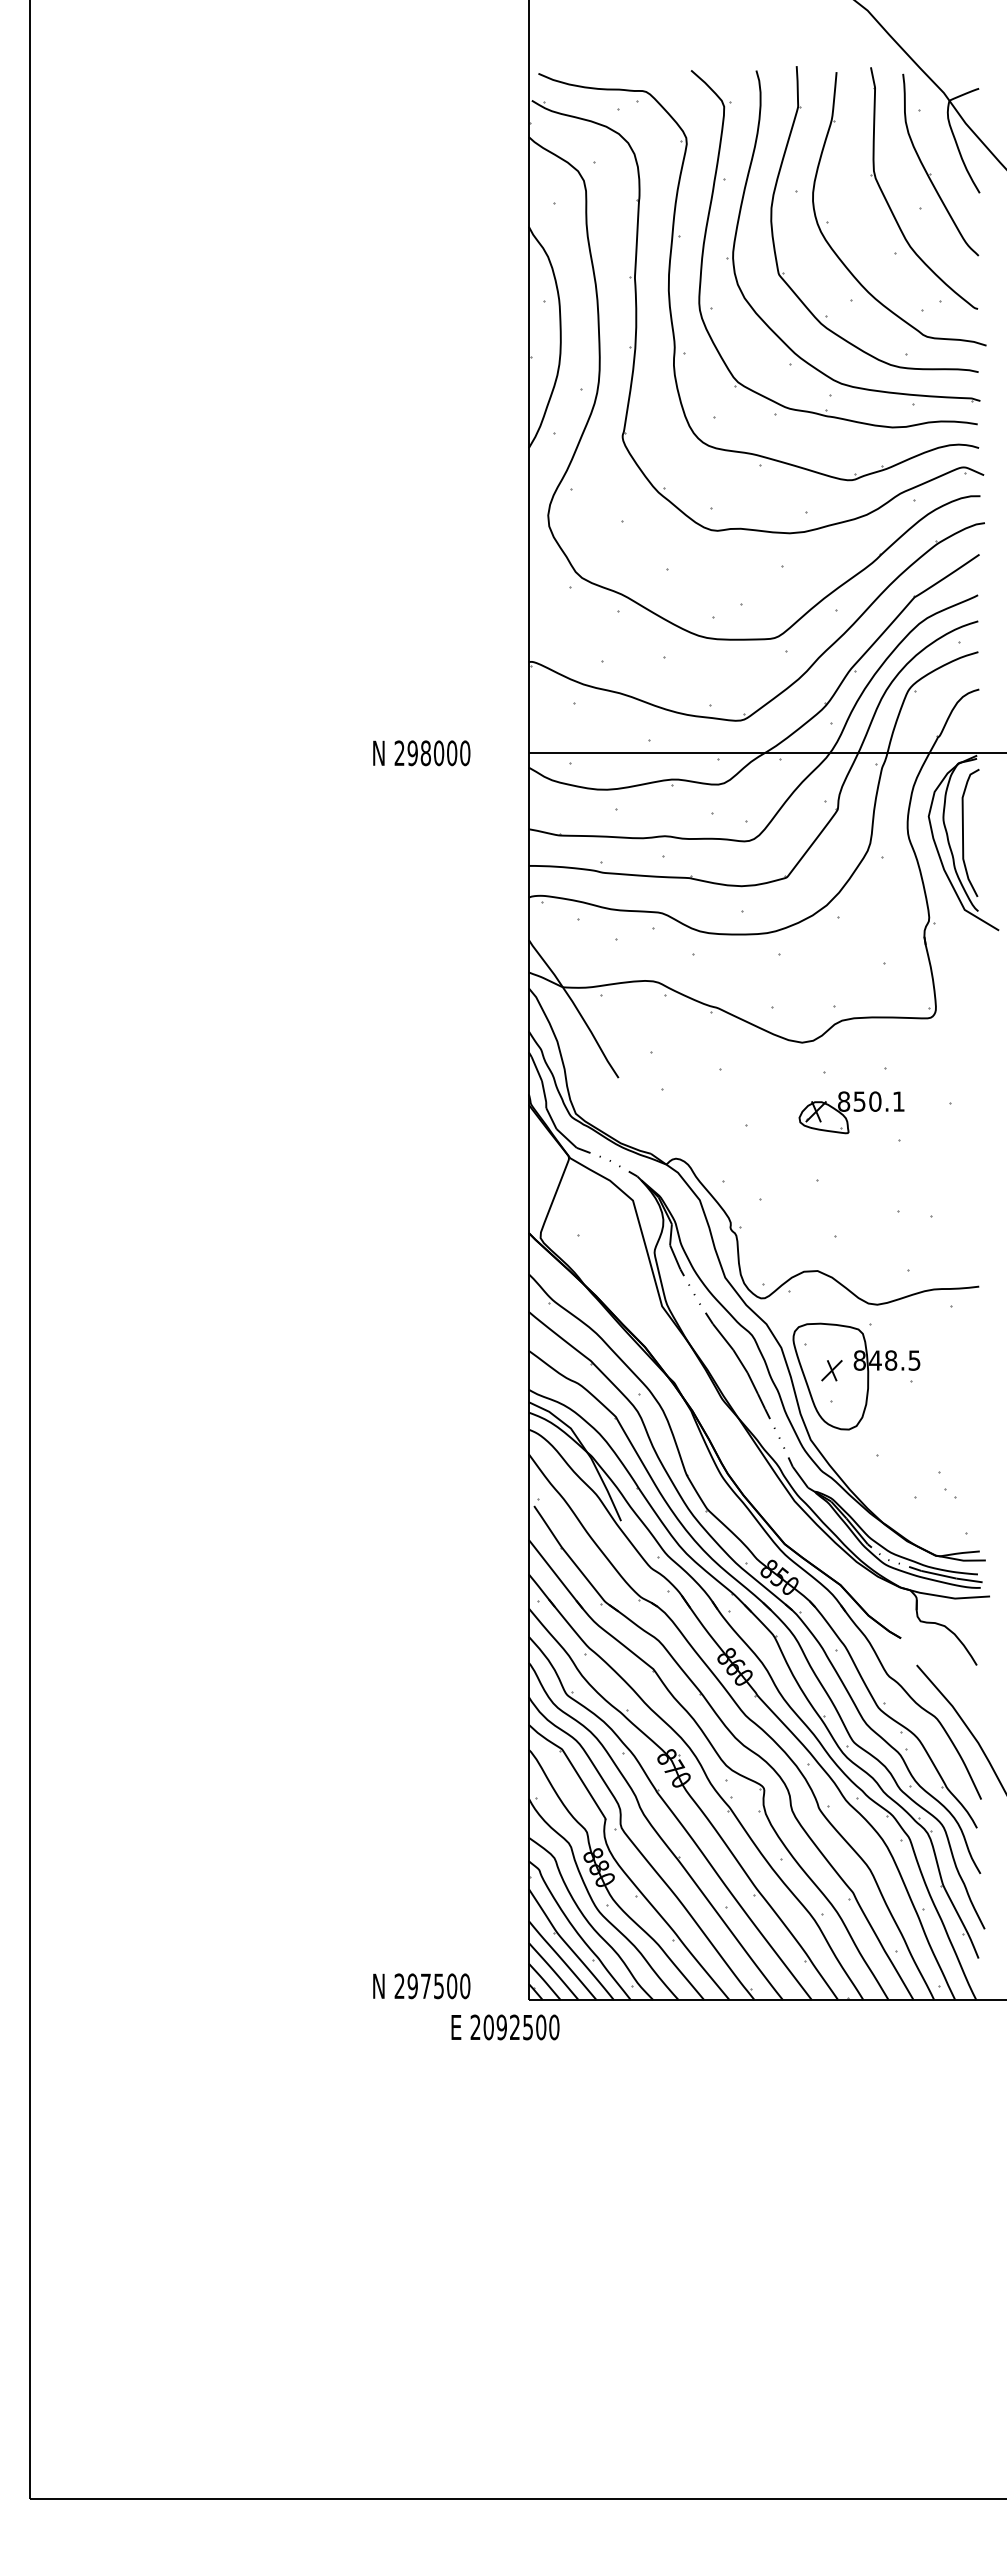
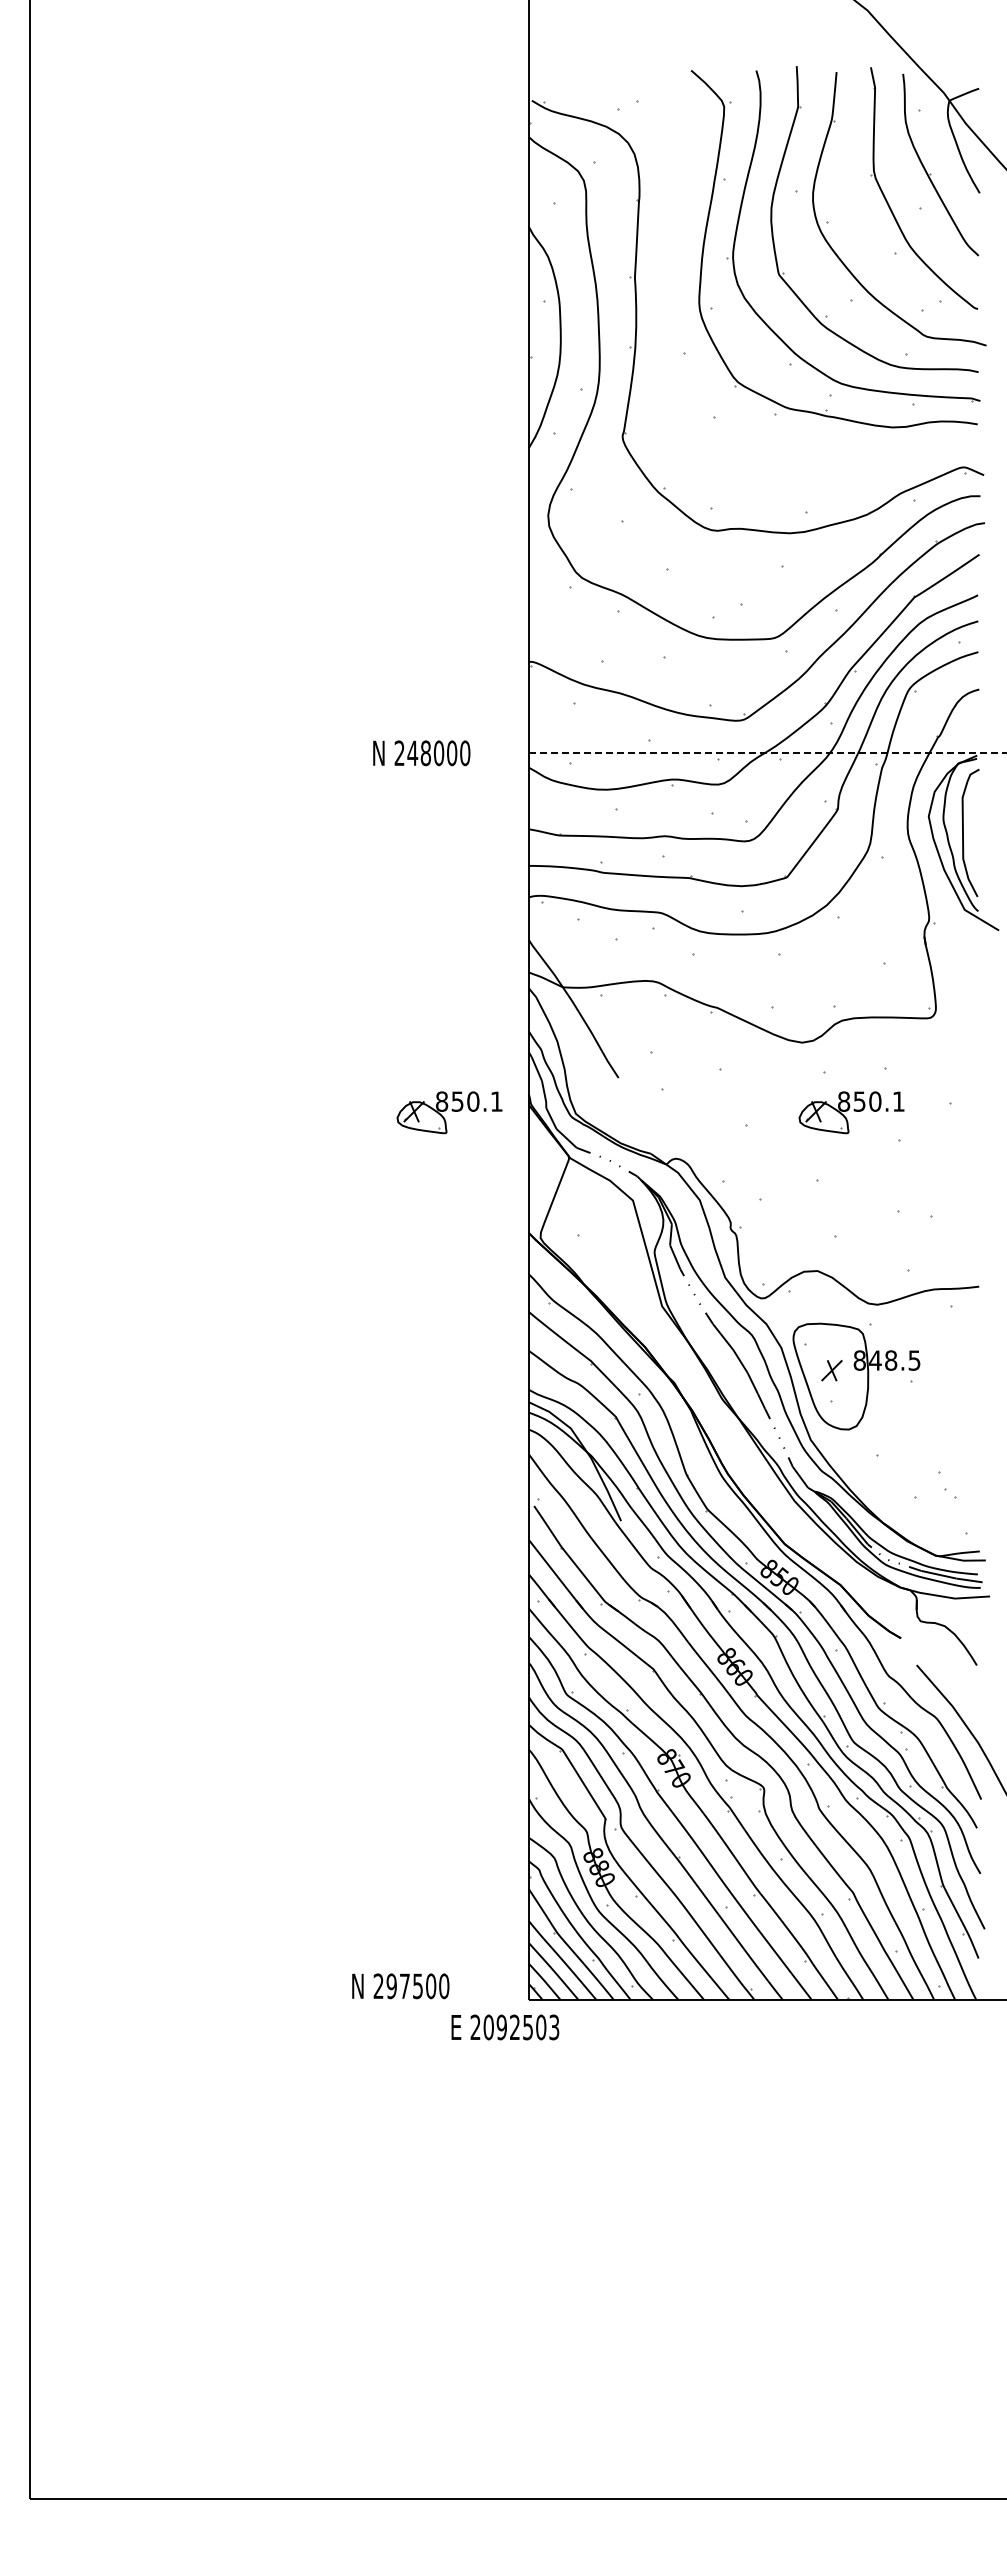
part: present -> none (680, 236)
text: 298000 -> 248000 (412, 753)
line: solid -> dashed (767, 753)
part: none -> present (449, 1112)
text position: (421, 1986) -> (400, 1986) (400, 1986)
text: 2092500 -> 2092503 (554, 2027)
